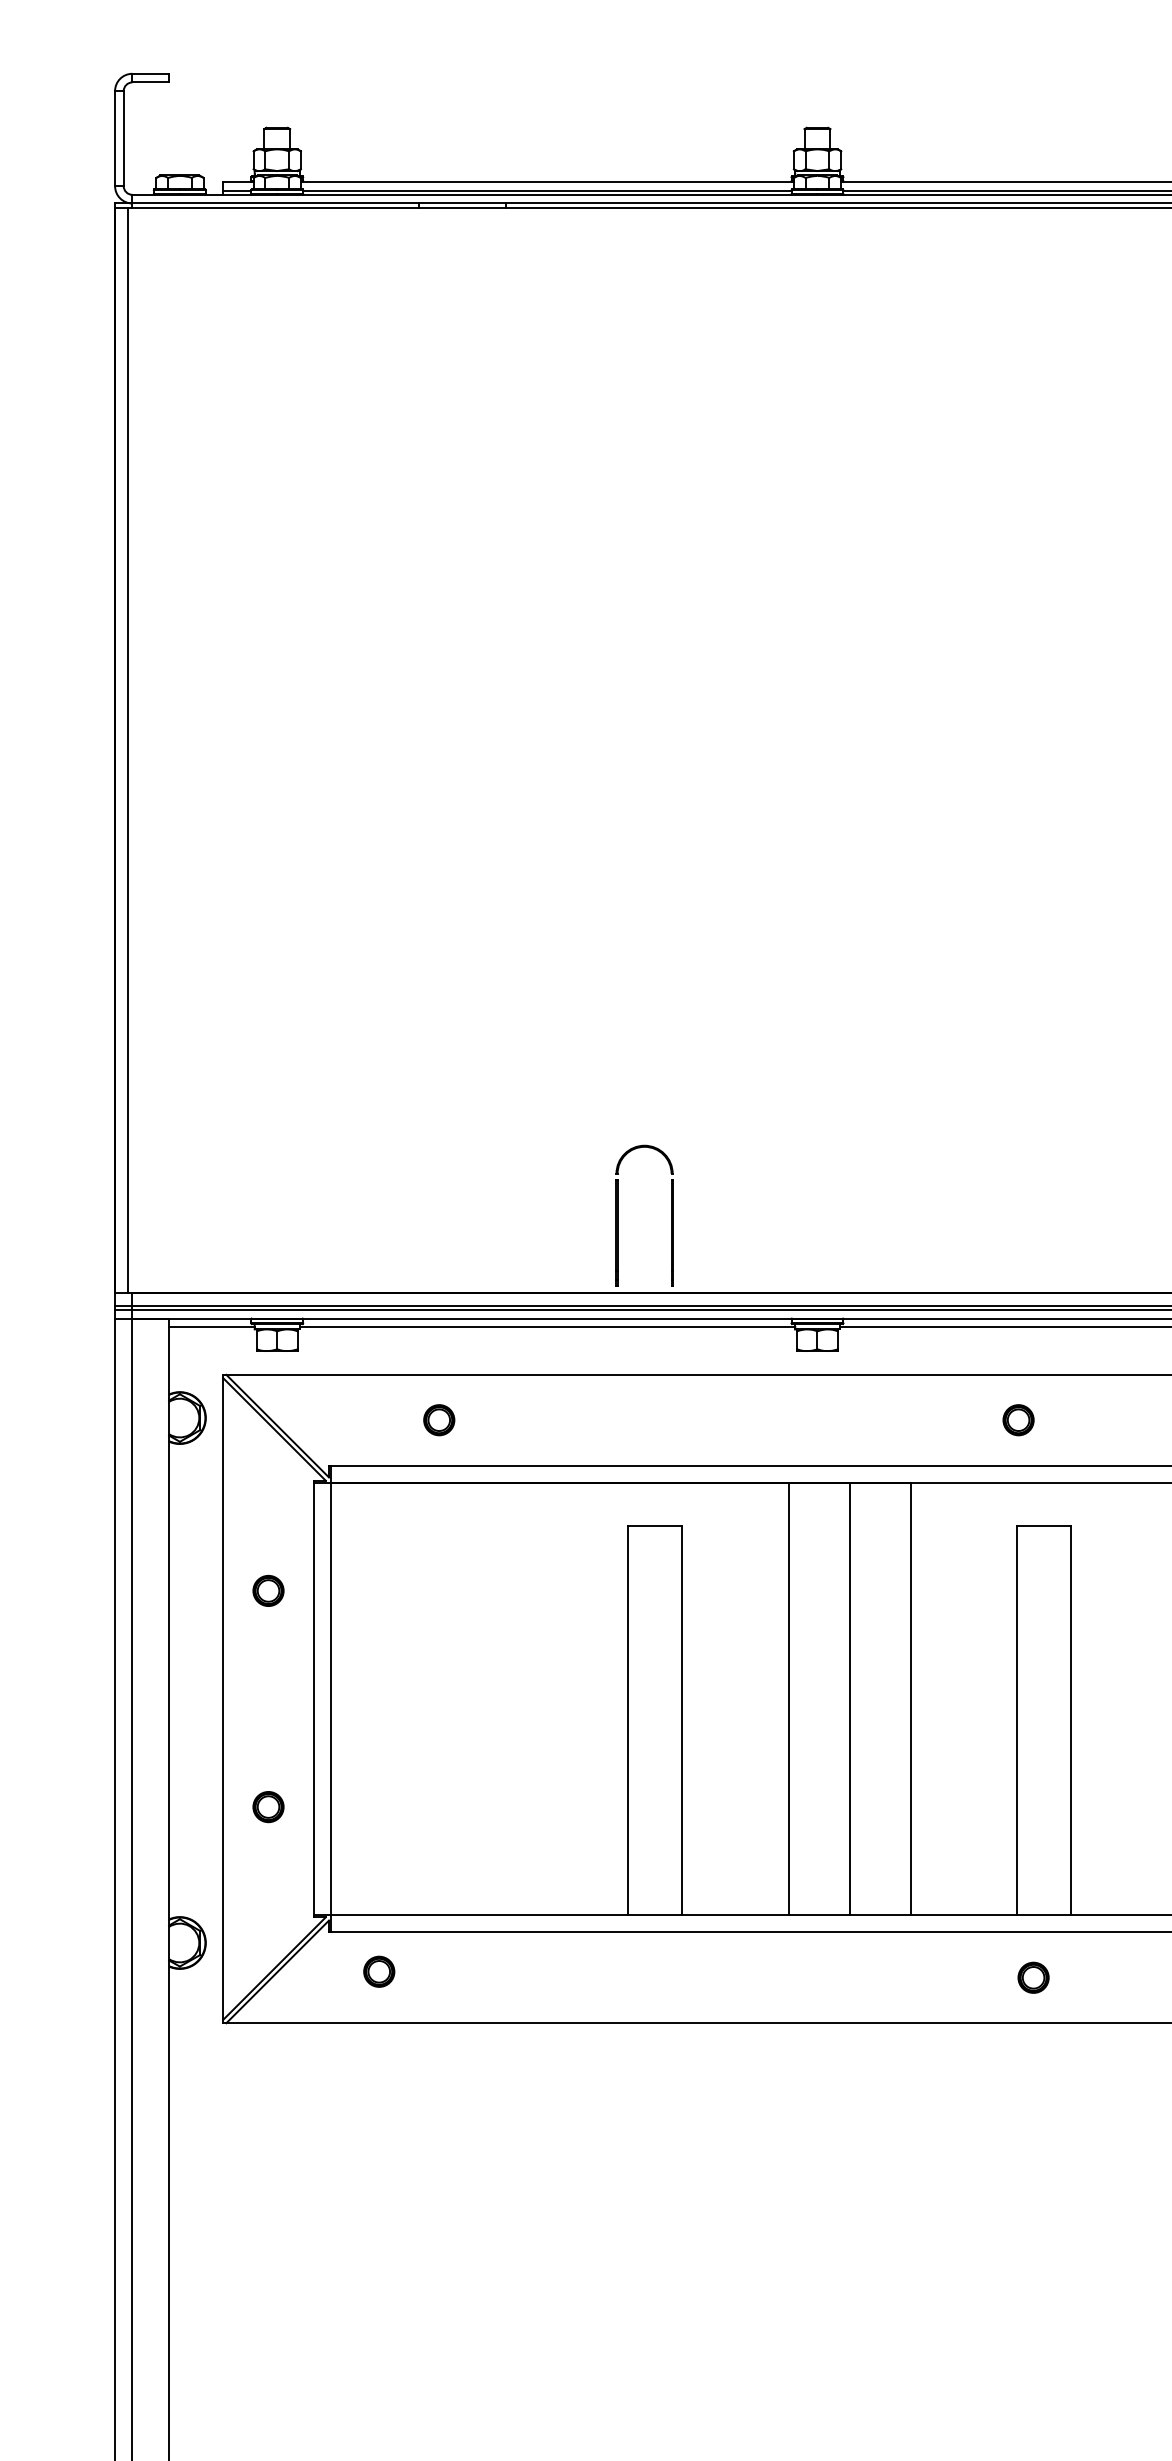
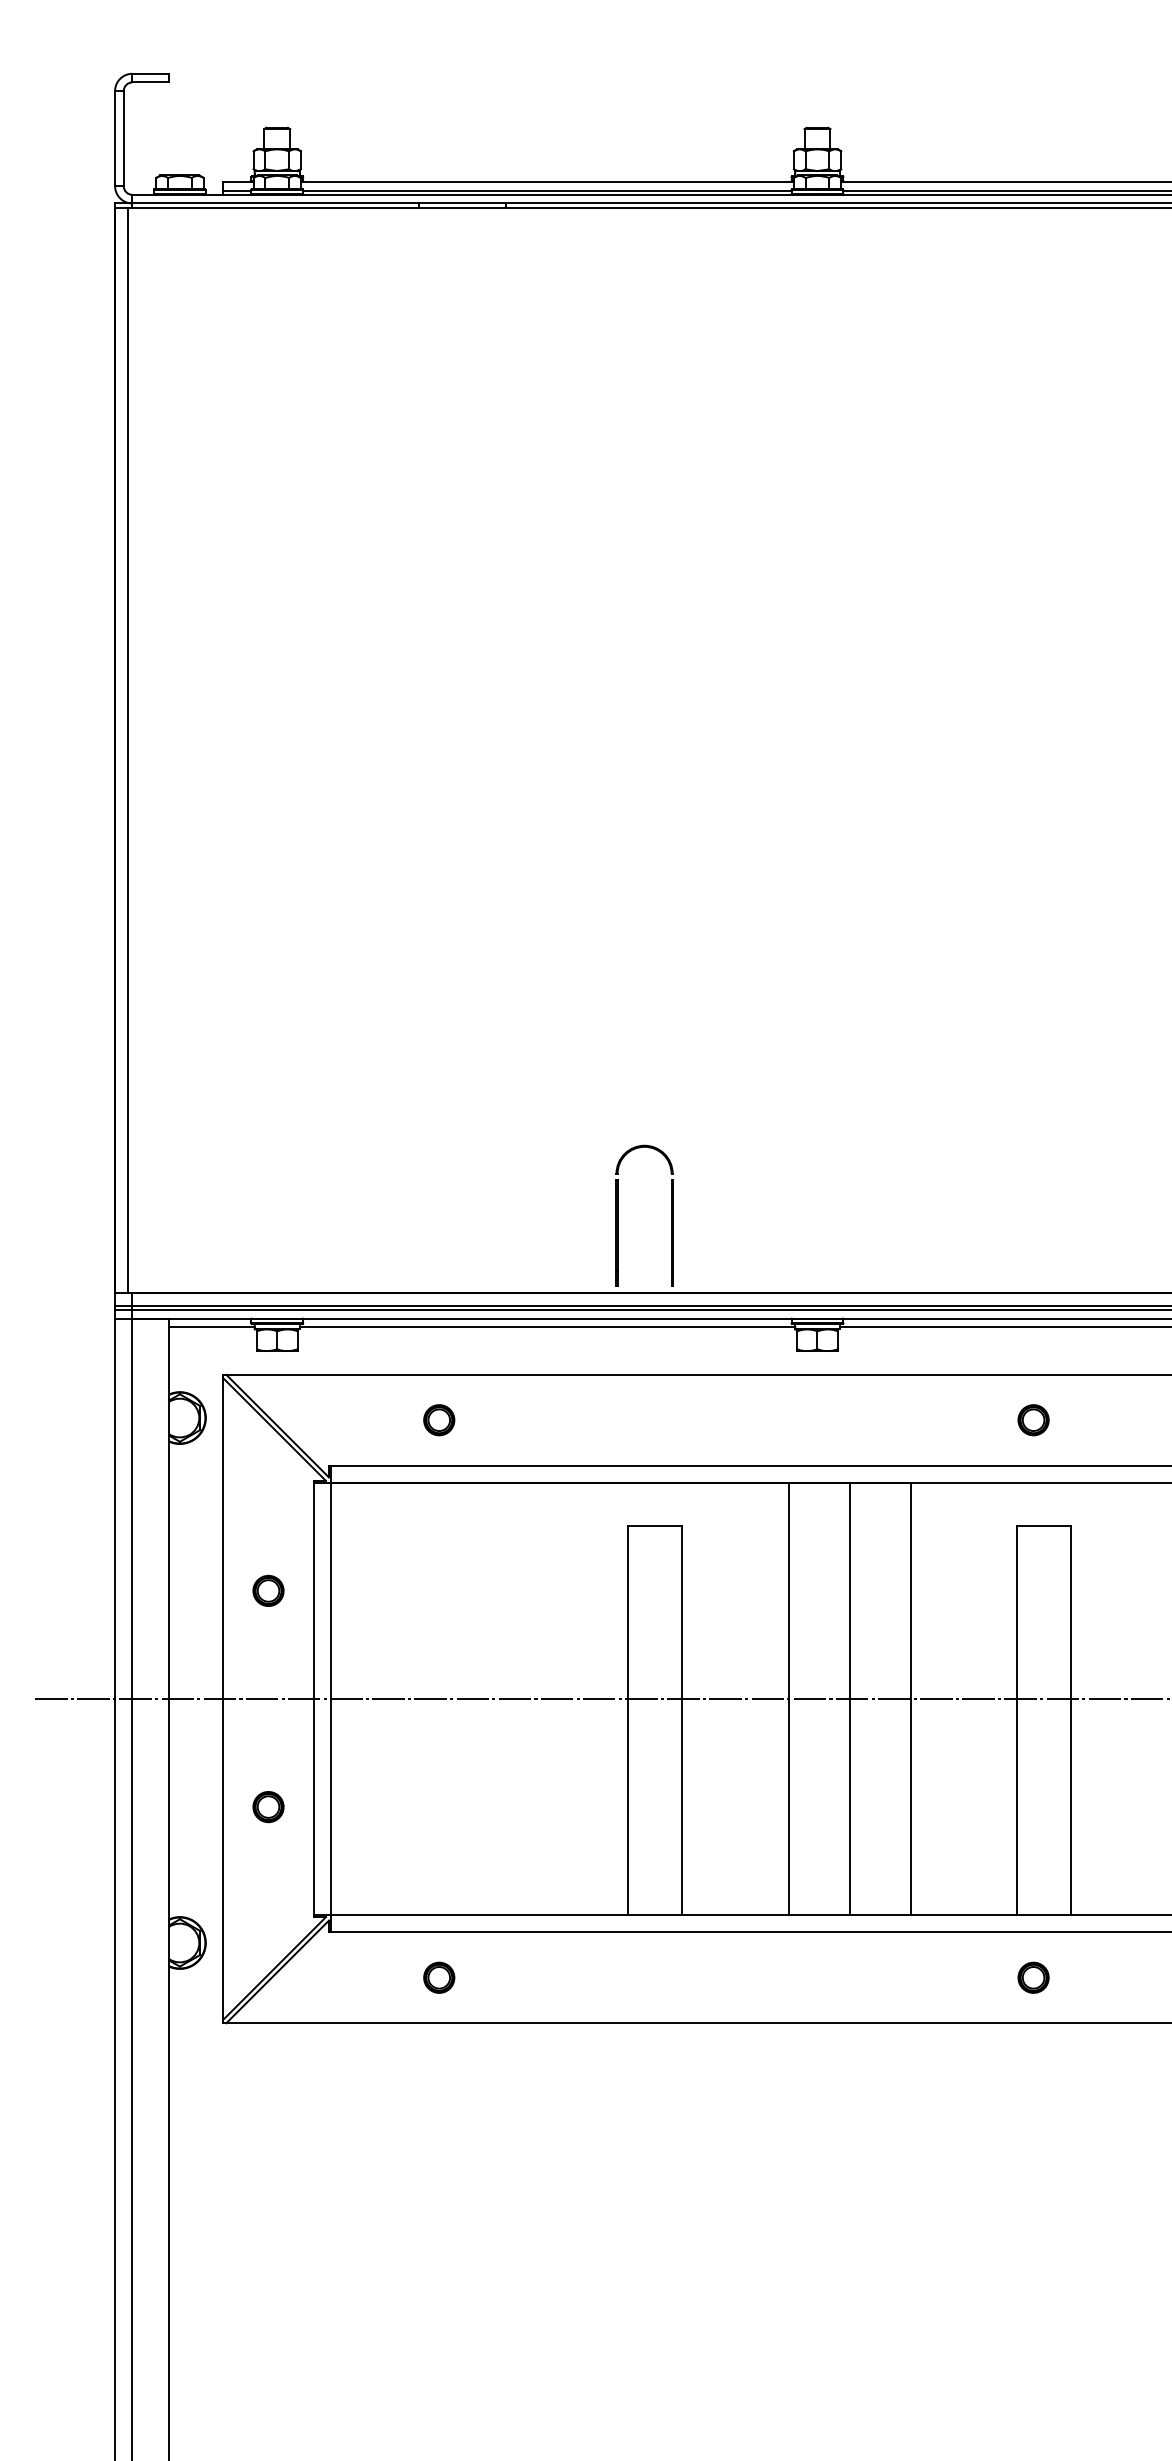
part position: (1018, 1420) -> (1033, 1420) (1033, 1420)
line: none -> present (601, 1699)
part position: (379, 1971) -> (439, 1977) (439, 1977)
